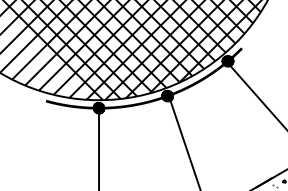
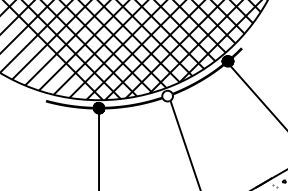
hatch: present -> none (167, 95)
